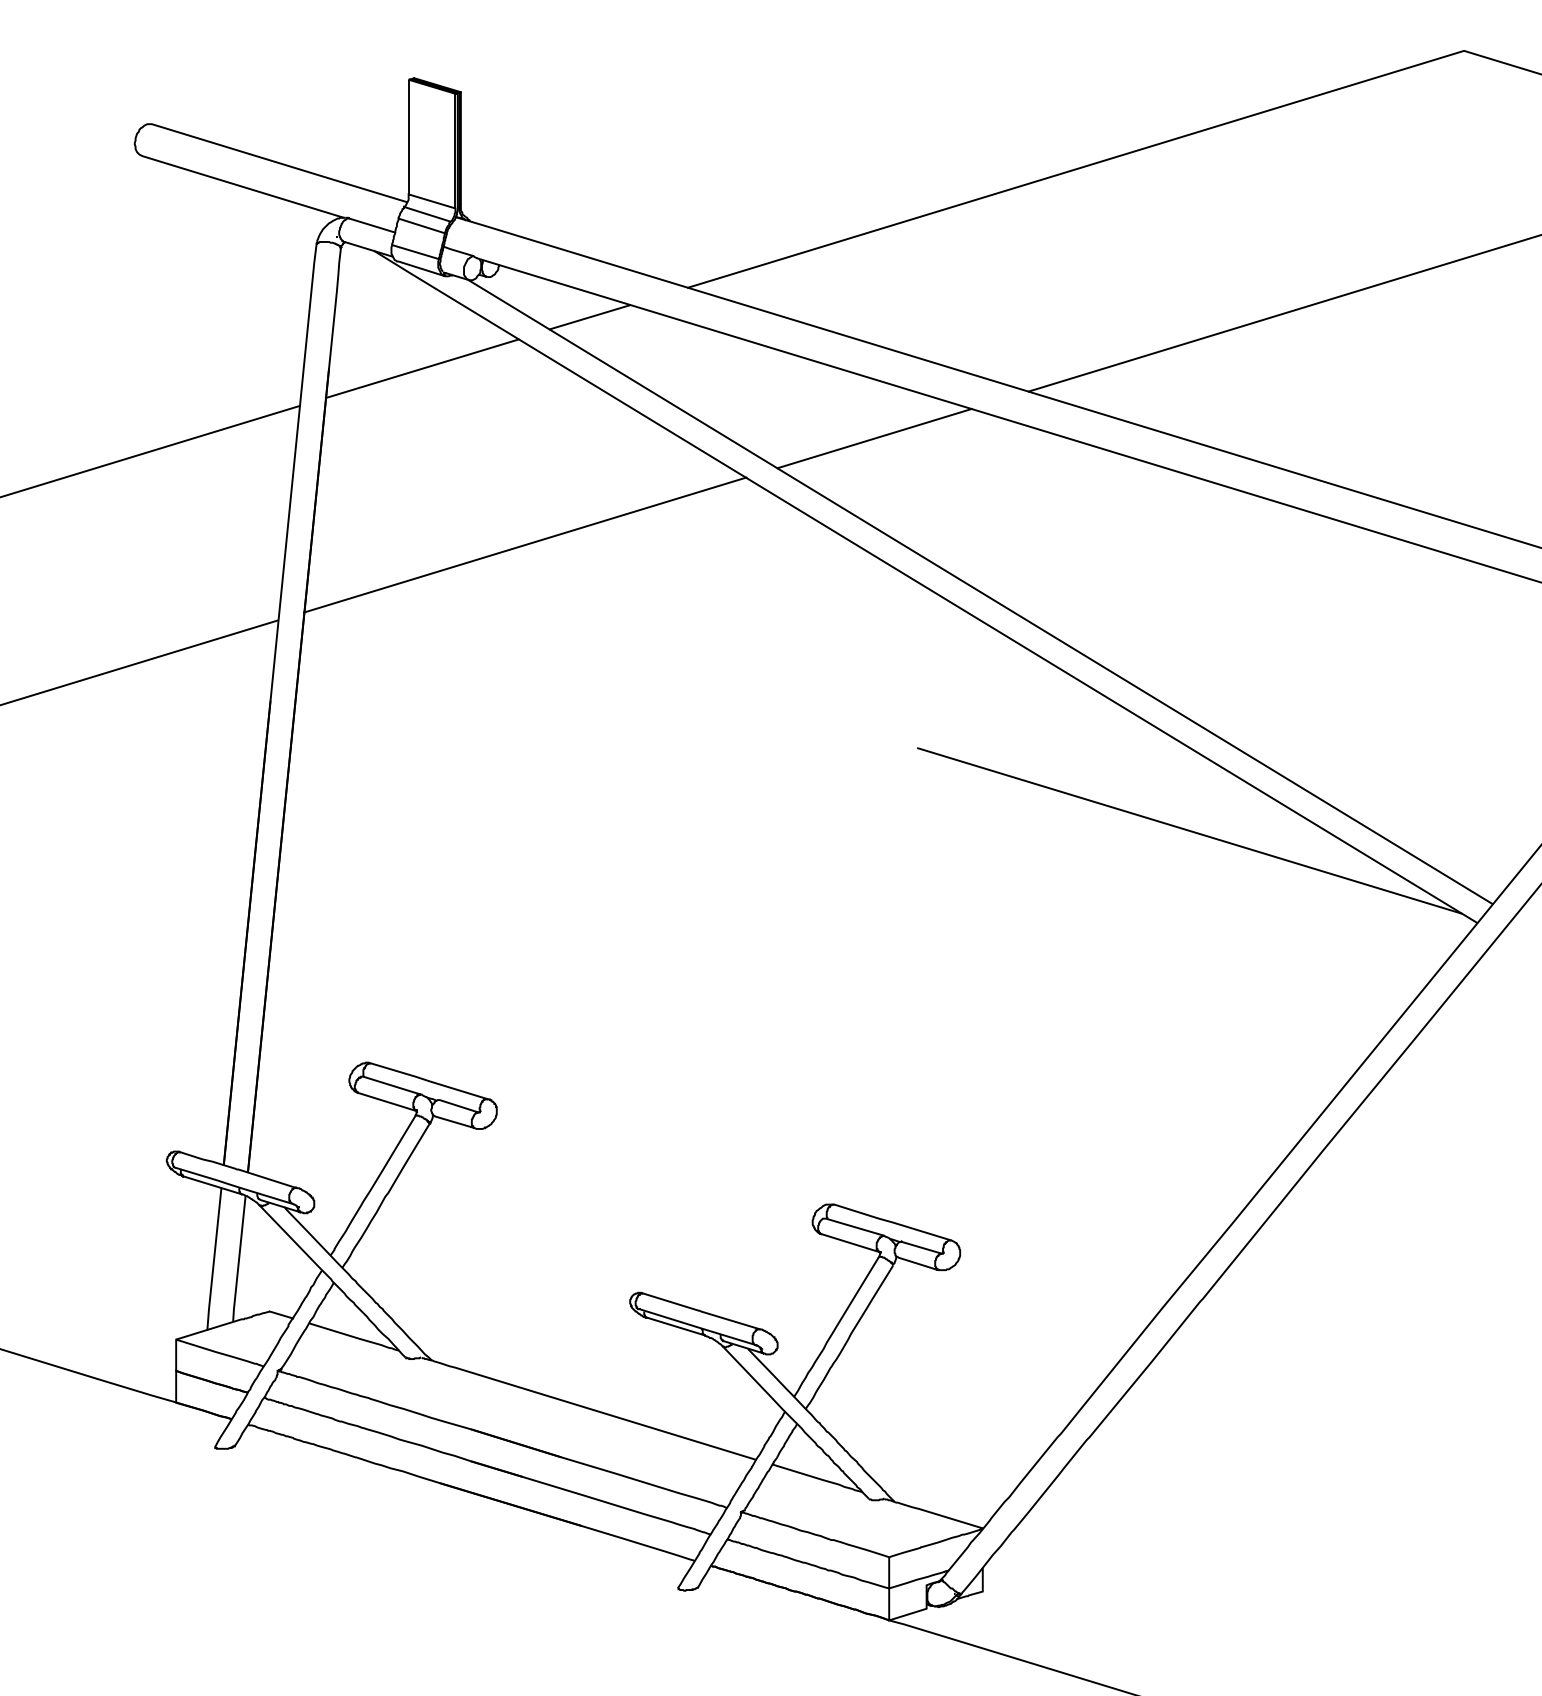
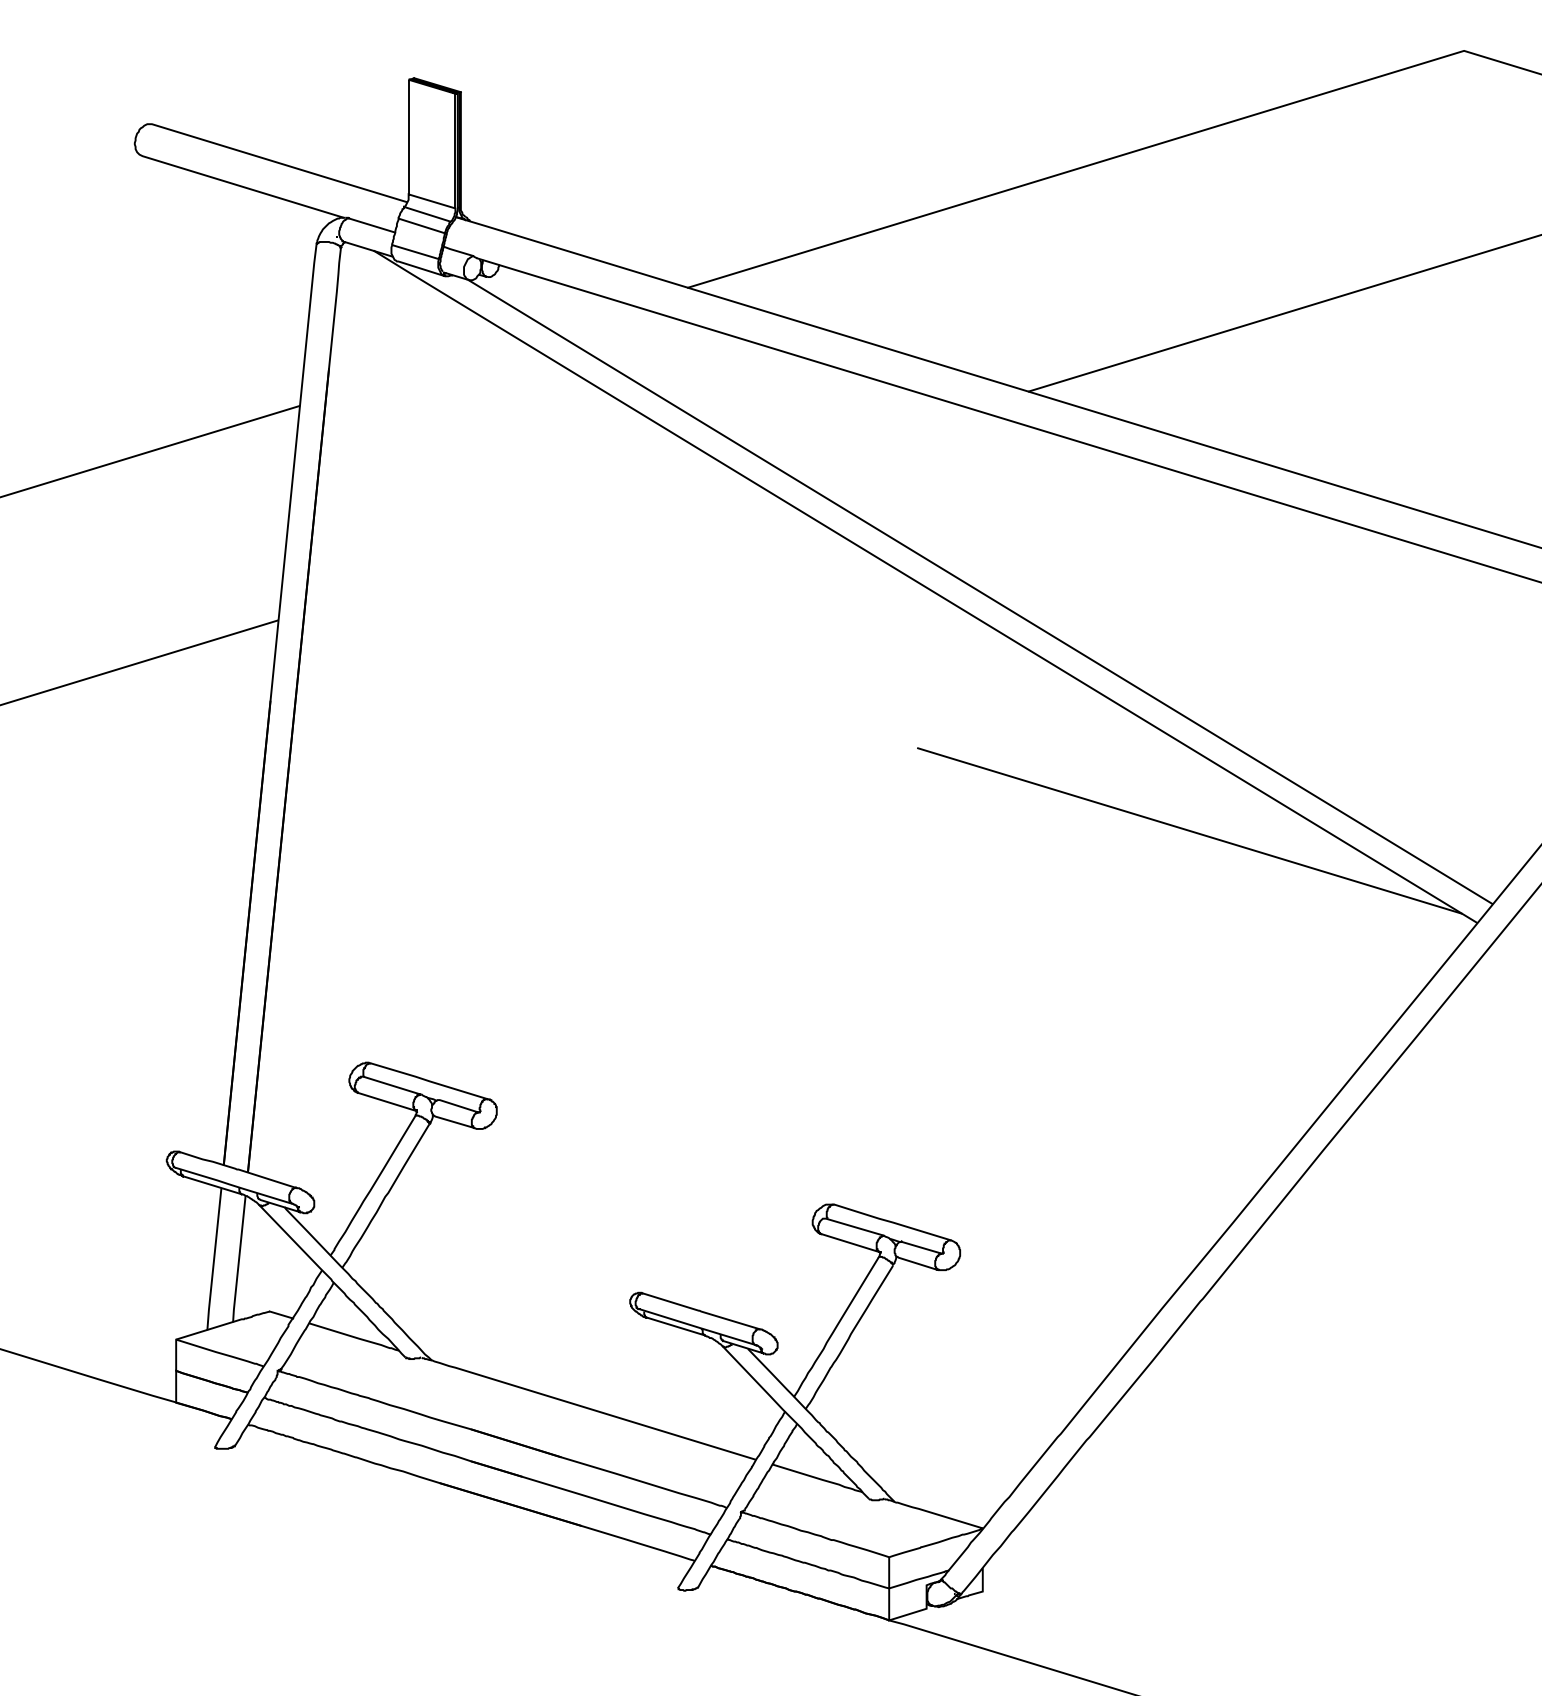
line: present -> none (589, 317)
line: present -> none (421, 368)
line: present -> none (874, 438)
line: present -> none (525, 544)
